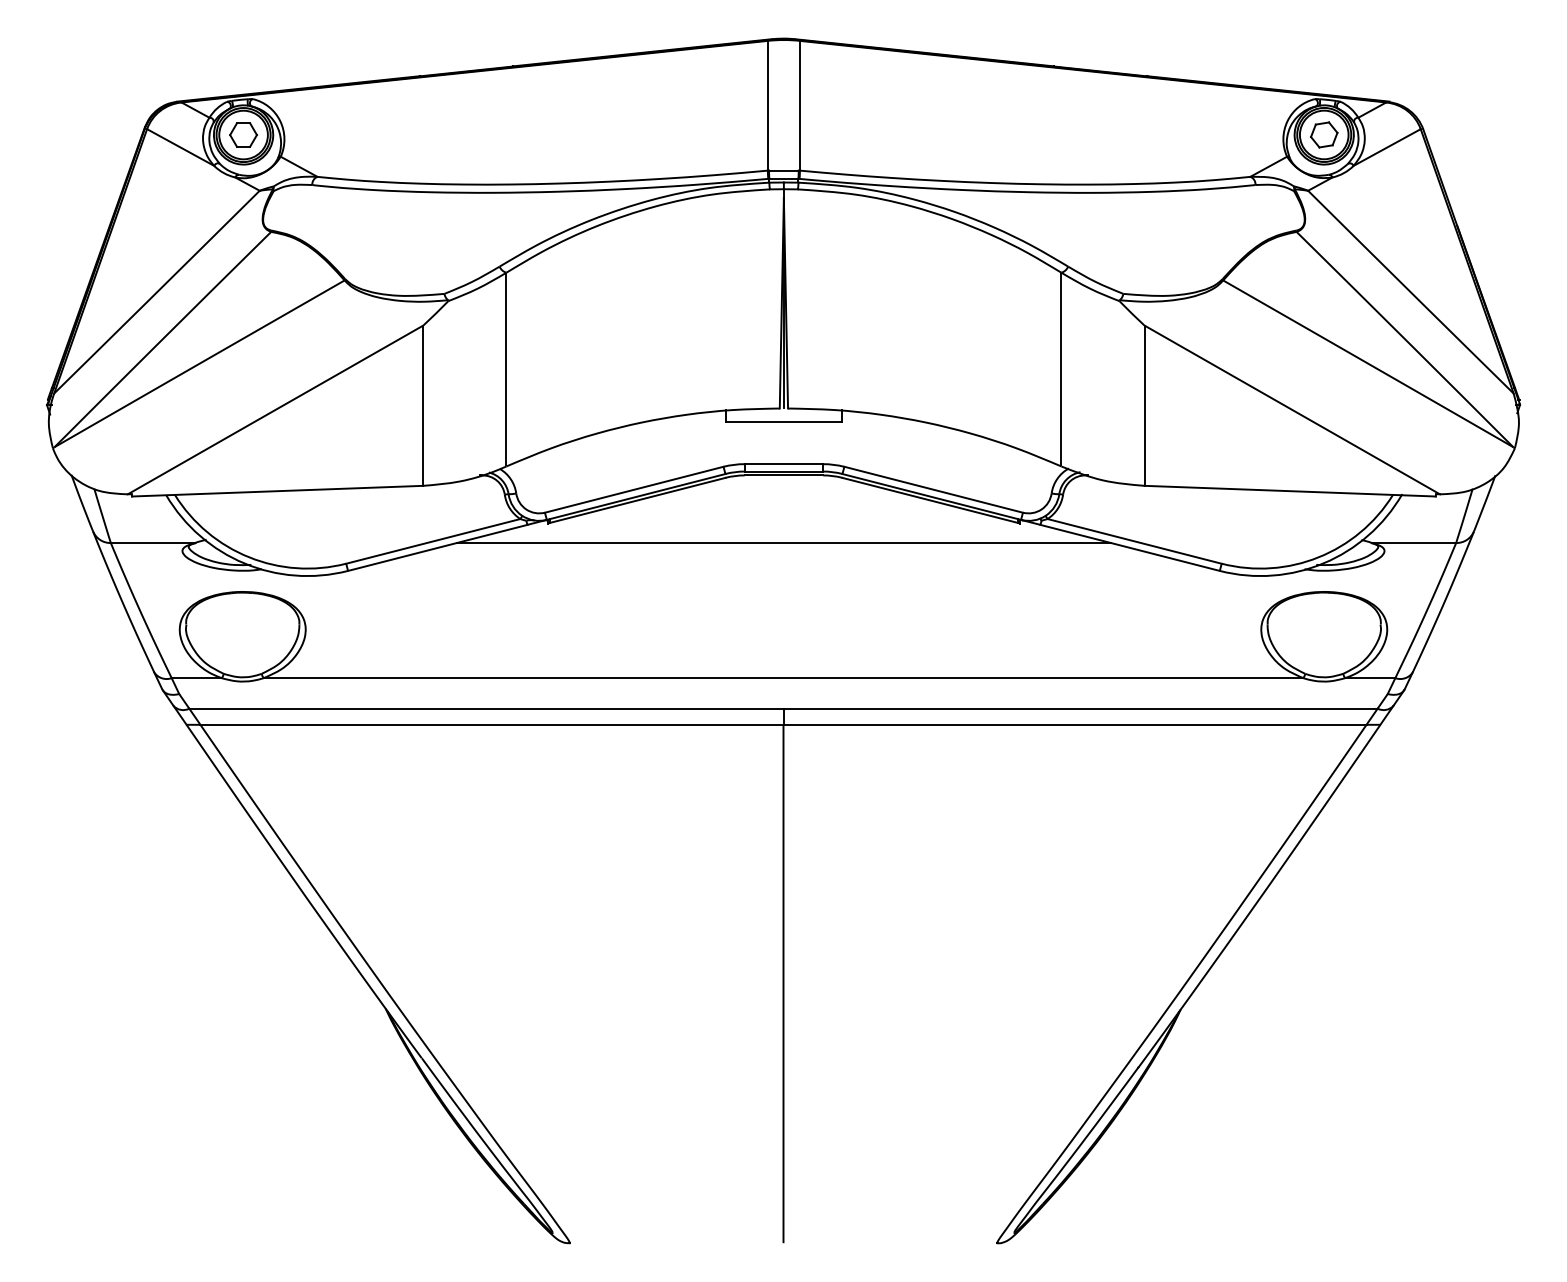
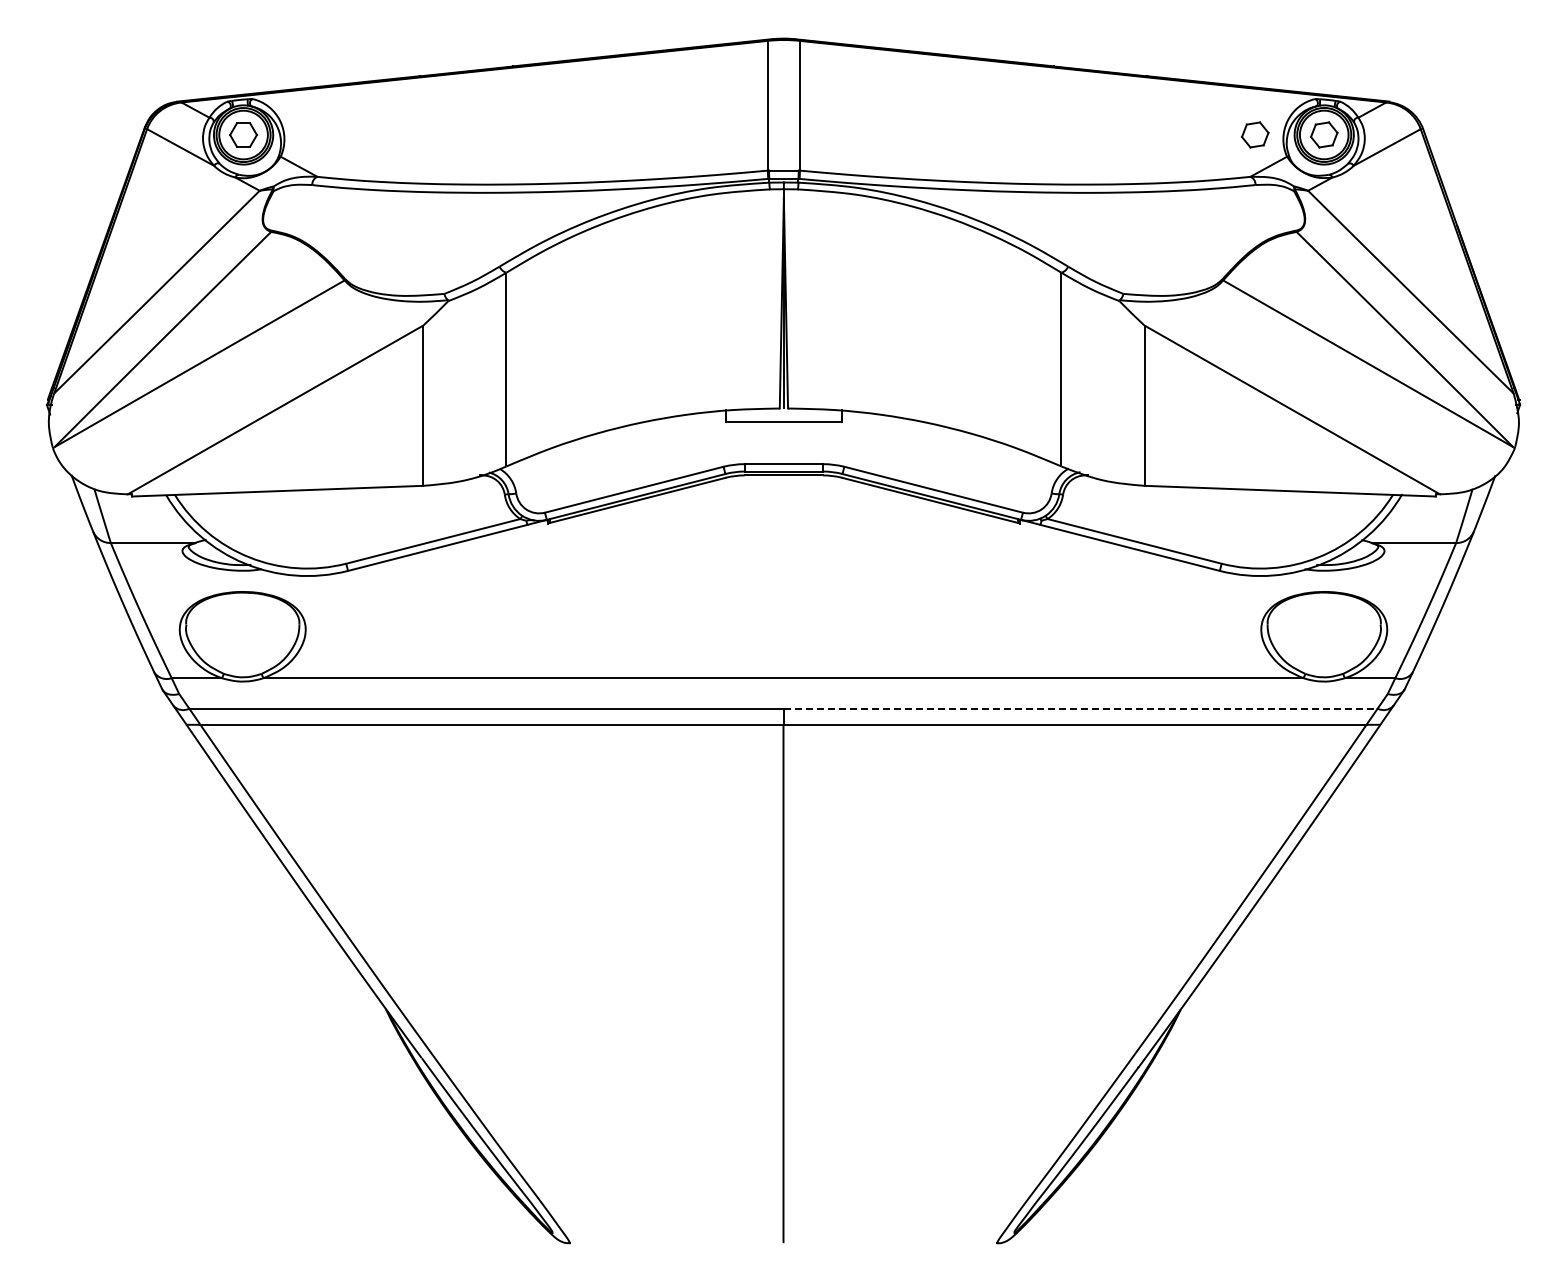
part: none -> present (1255, 134)
line: present -> none (783, 543)
line: solid -> dashed (1081, 708)
